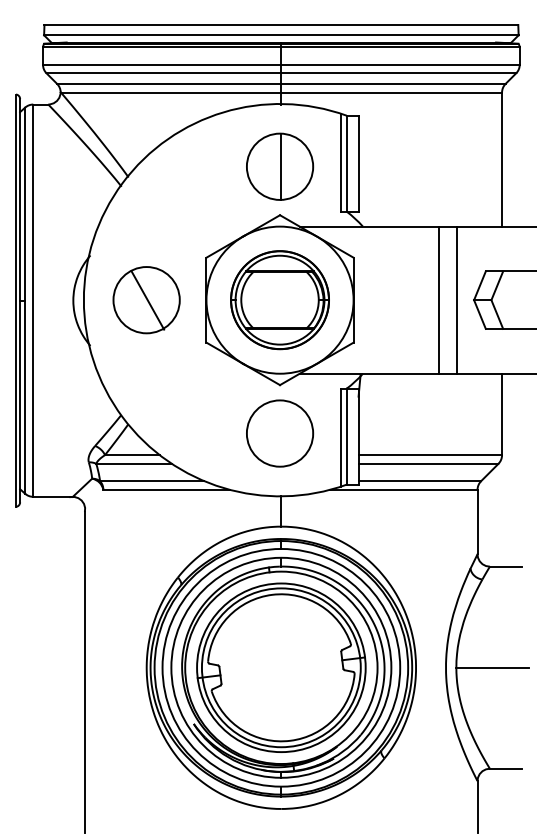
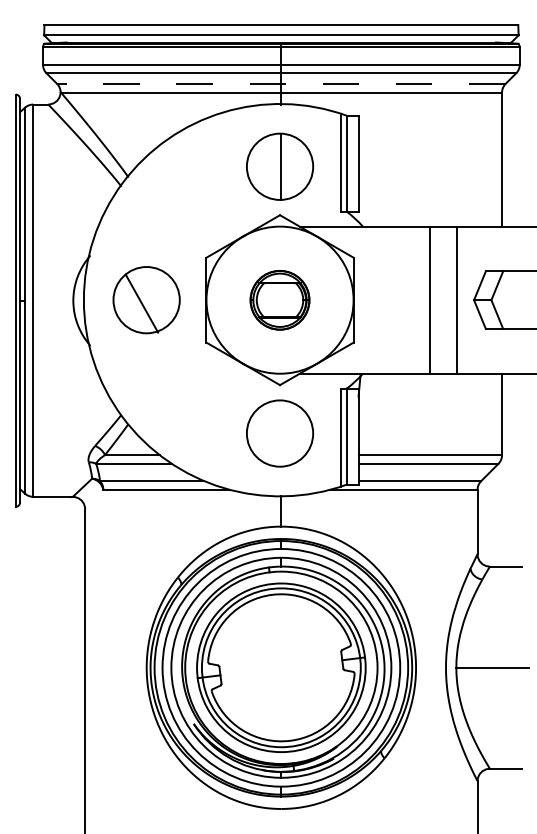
line: solid -> dashed (280, 83)
line position: (439, 299) -> (430, 299) (430, 299)
line position: (147, 300) -> (141, 303) (141, 303)
part size: 100x101 px -> 62x61 px (279, 300)
